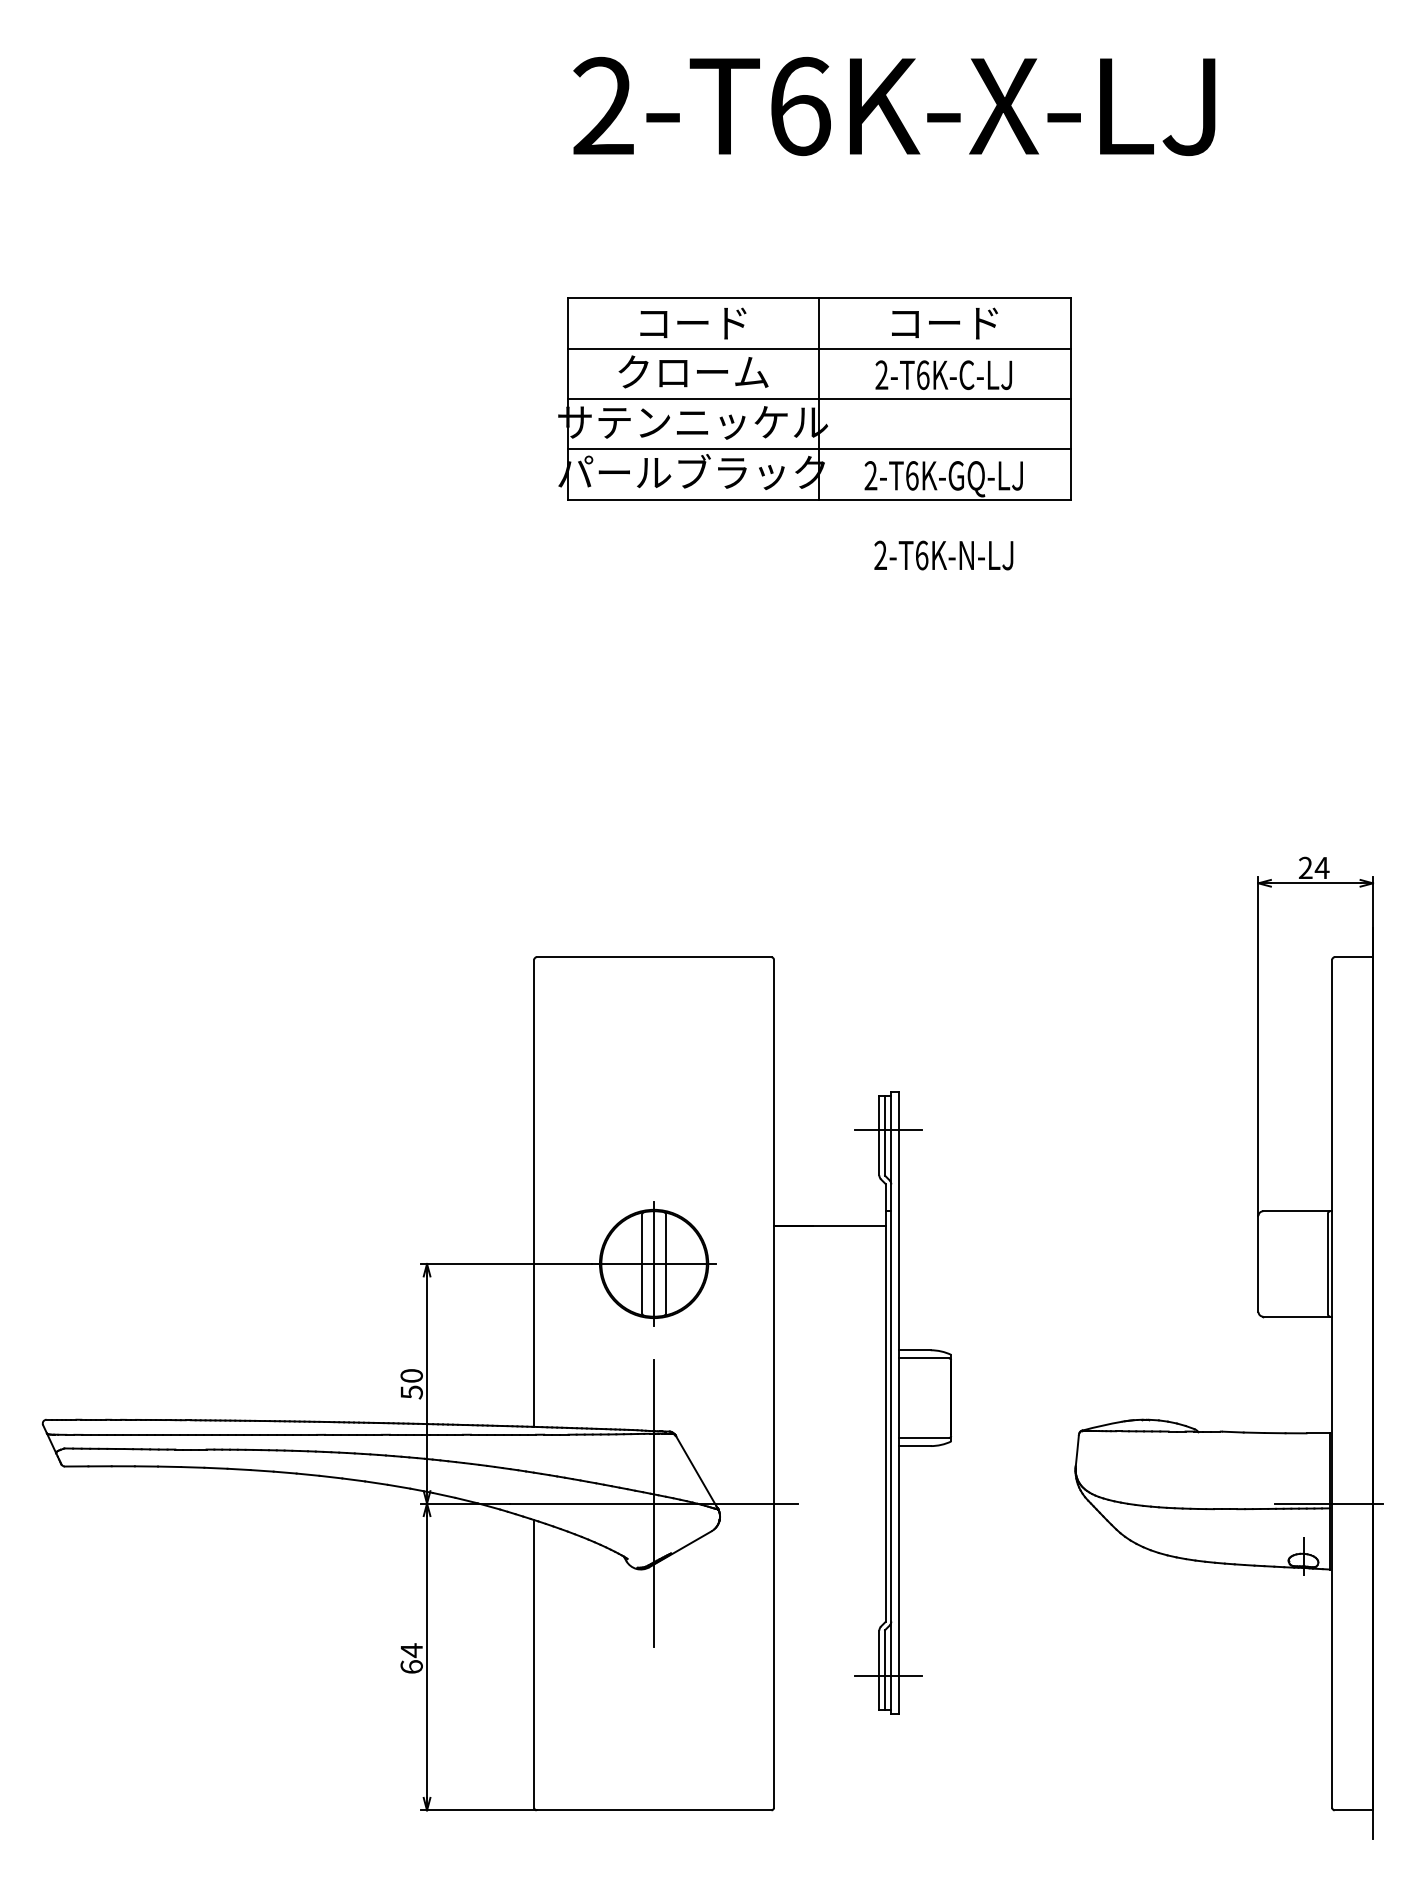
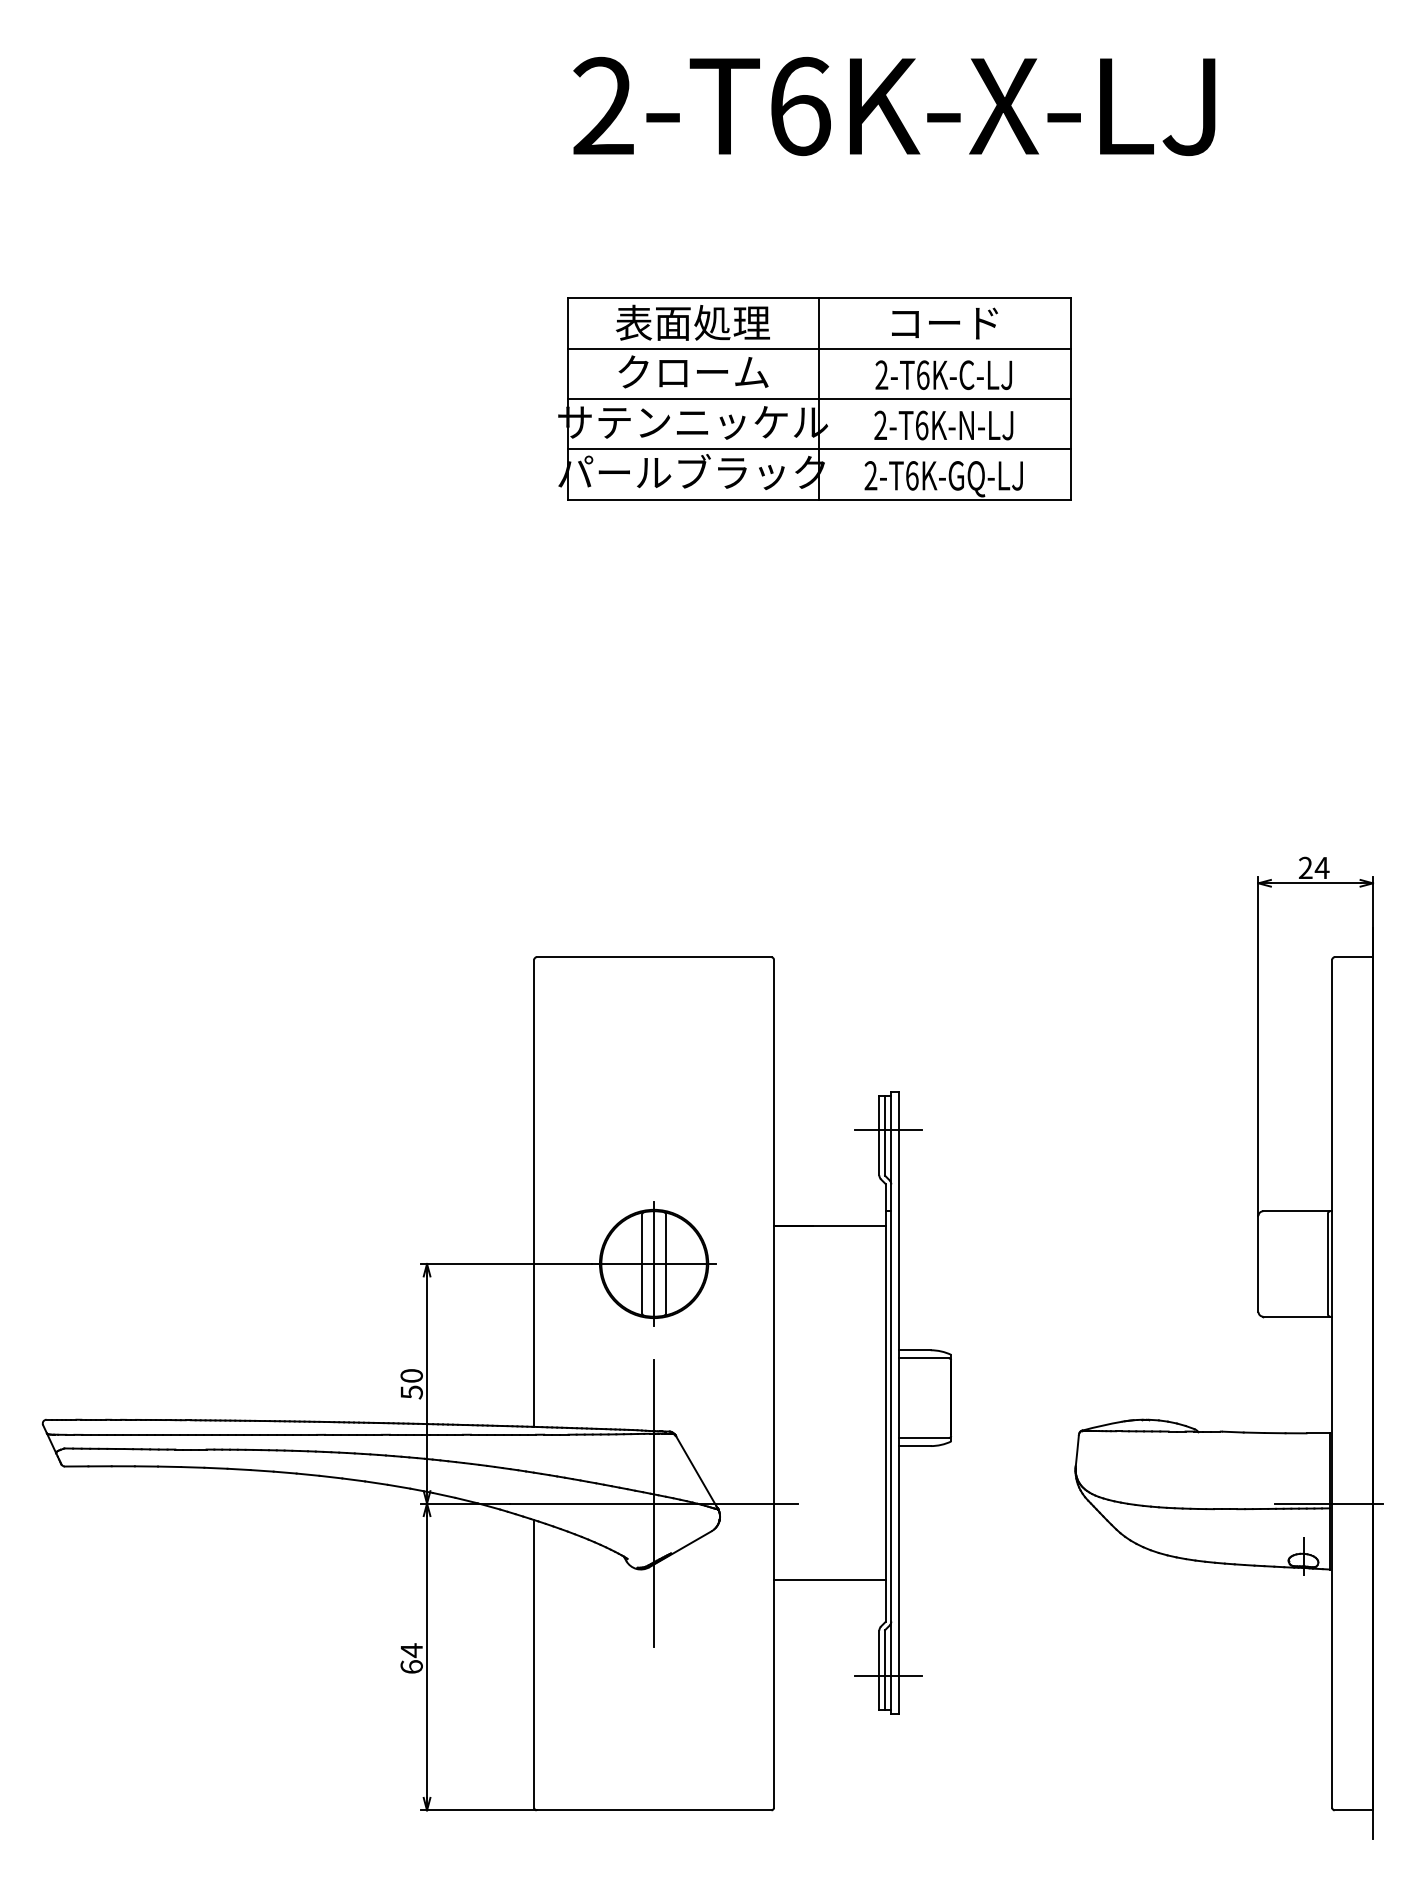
text: コード -> 表面処理 (692, 322)
text position: (943, 555) -> (943, 425) (943, 425)
line: none -> present (829, 1580)
